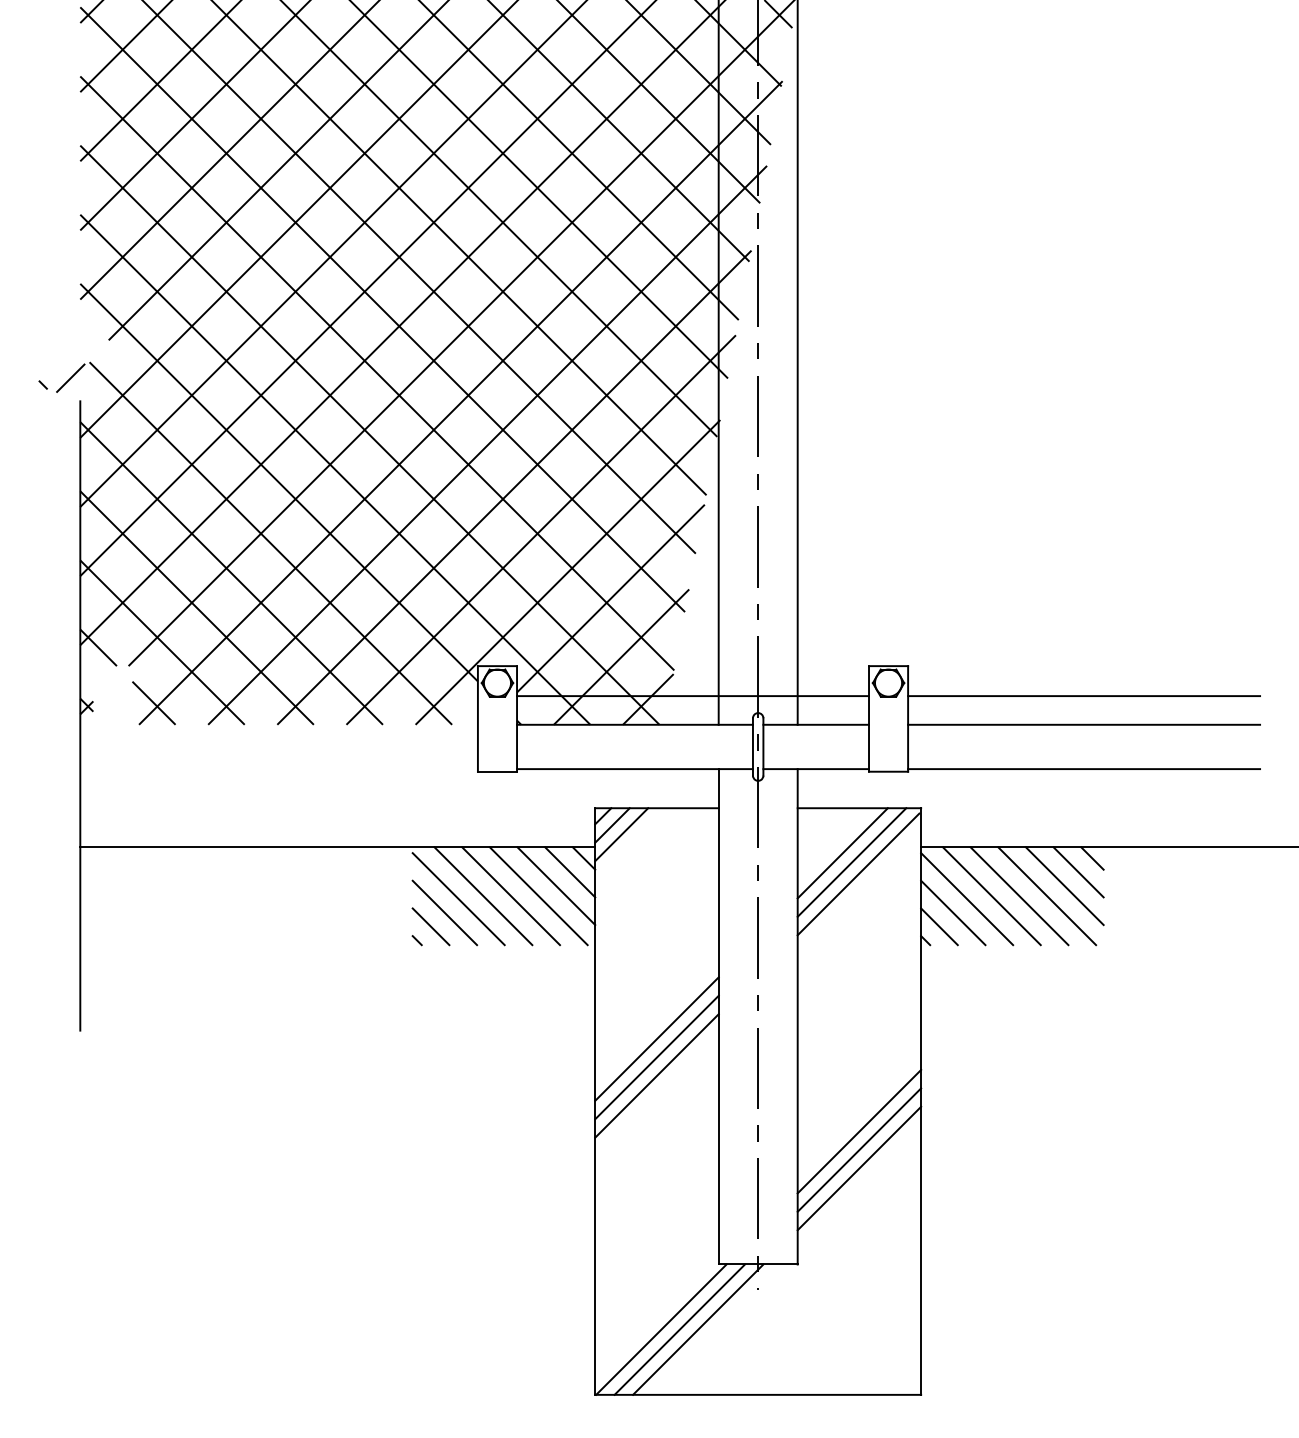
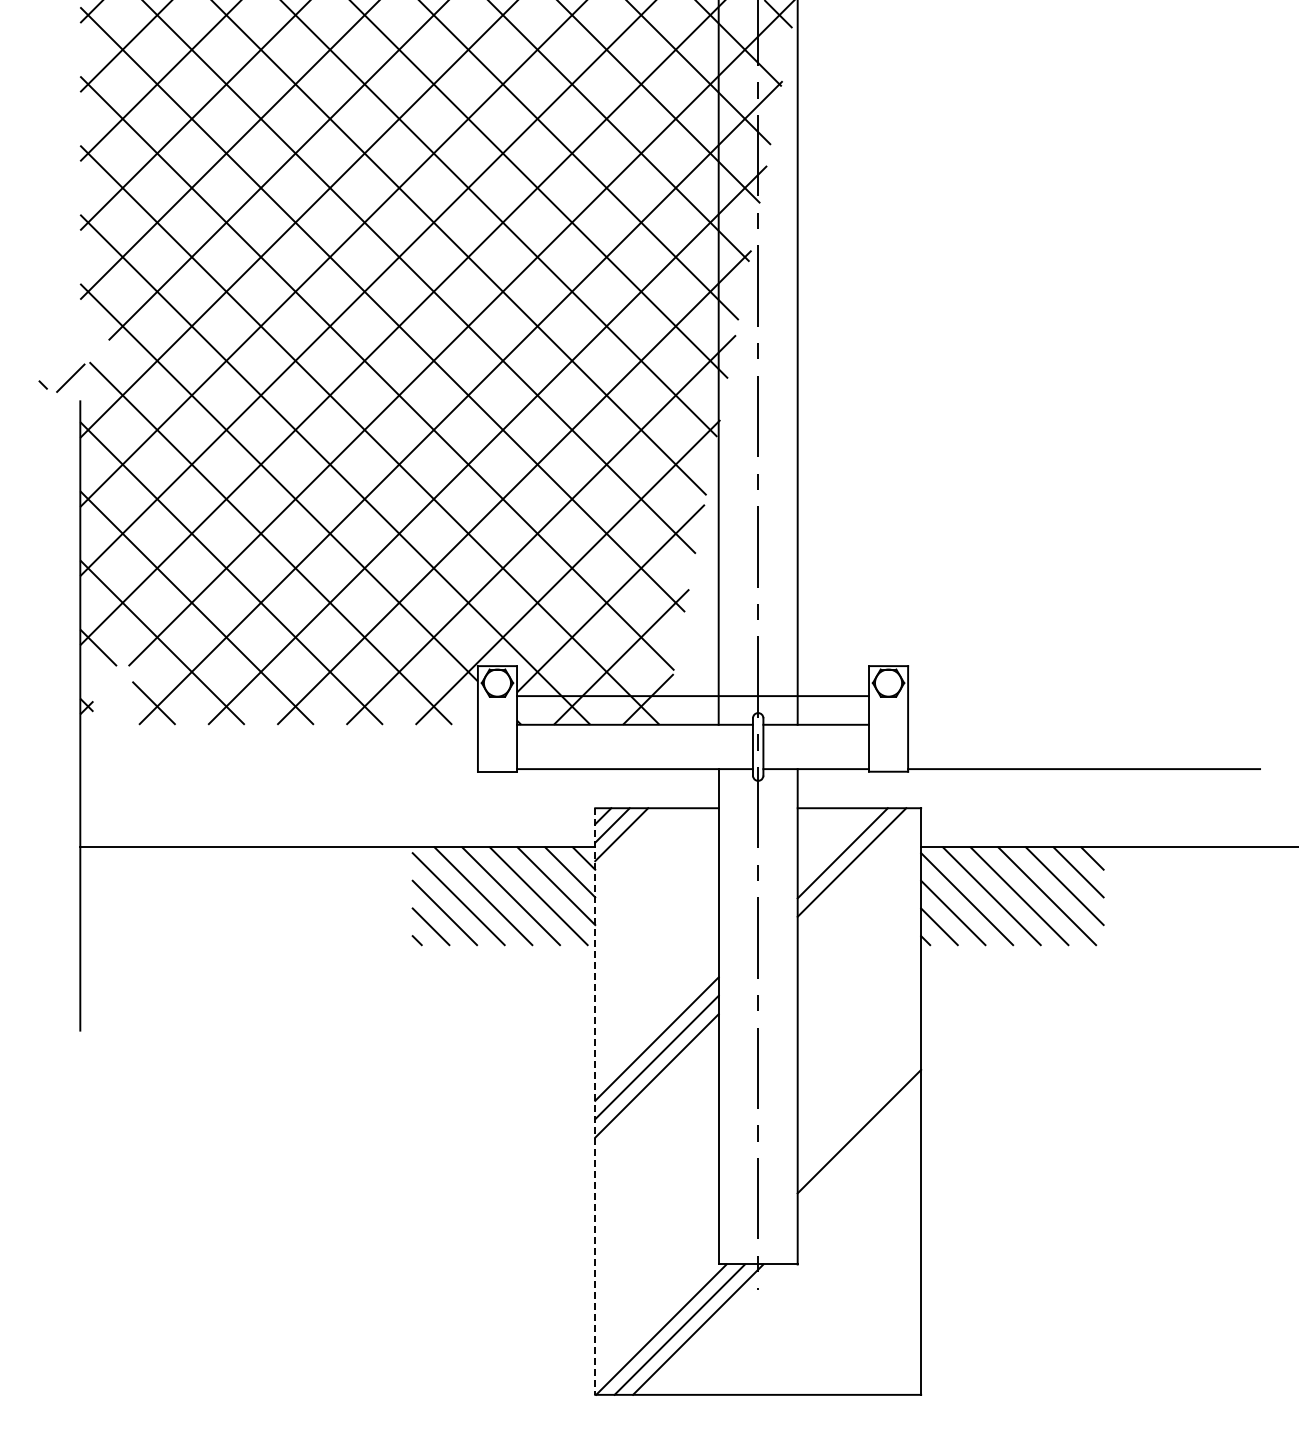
line: present -> none (1084, 696)
line: present -> none (1084, 724)
line: present -> none (858, 874)
line: solid -> dashed (595, 1102)
line: present -> none (859, 1149)
line: present -> none (859, 1168)
